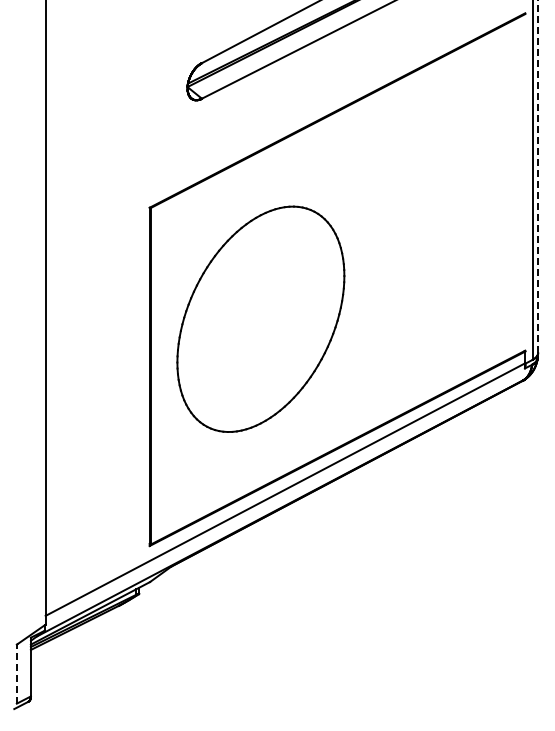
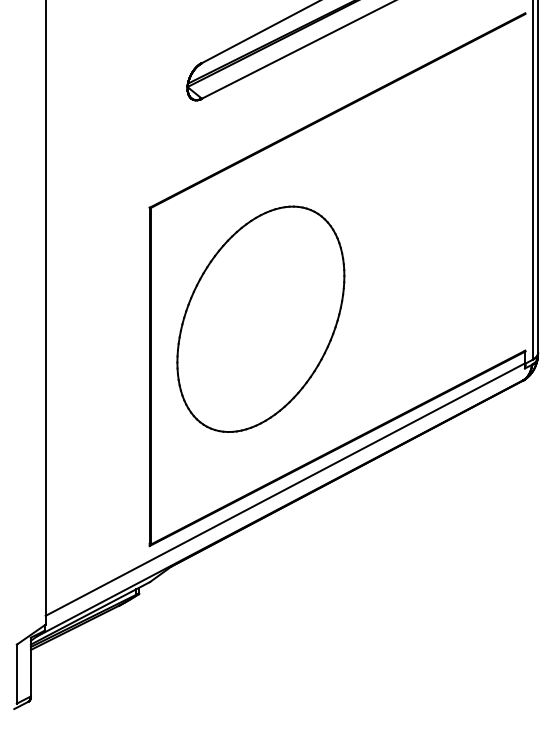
line: dashed -> solid (538, 176)
line: dashed -> solid (16, 673)
